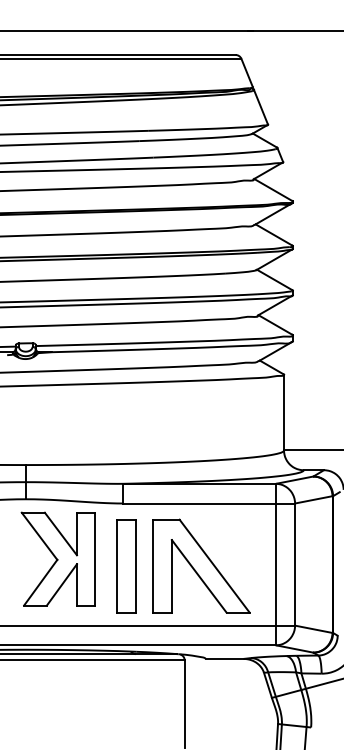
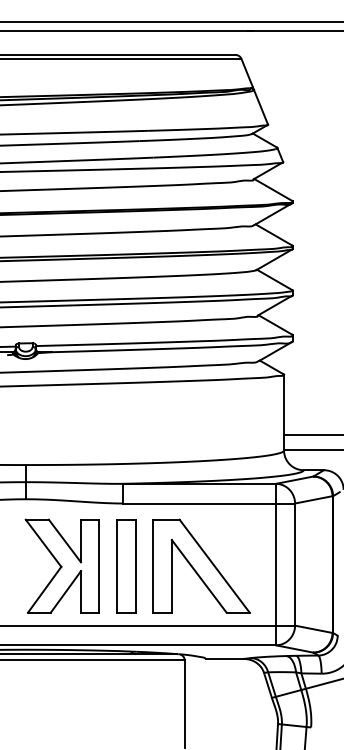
line: none -> present (171, 22)
line: none -> present (312, 435)
part position: (57, 558) -> (61, 565) (61, 565)
